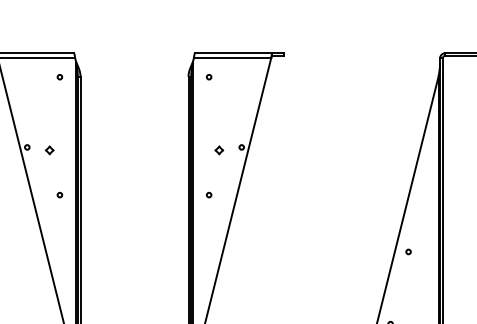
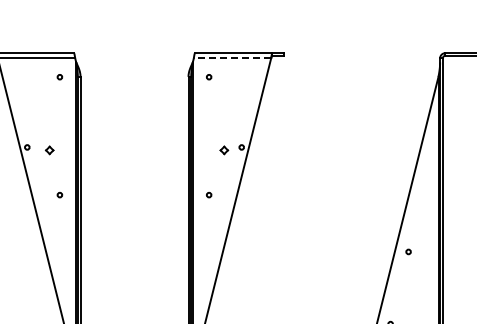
line: solid -> dashed (232, 58)
part position: (219, 150) -> (224, 150) (224, 150)
